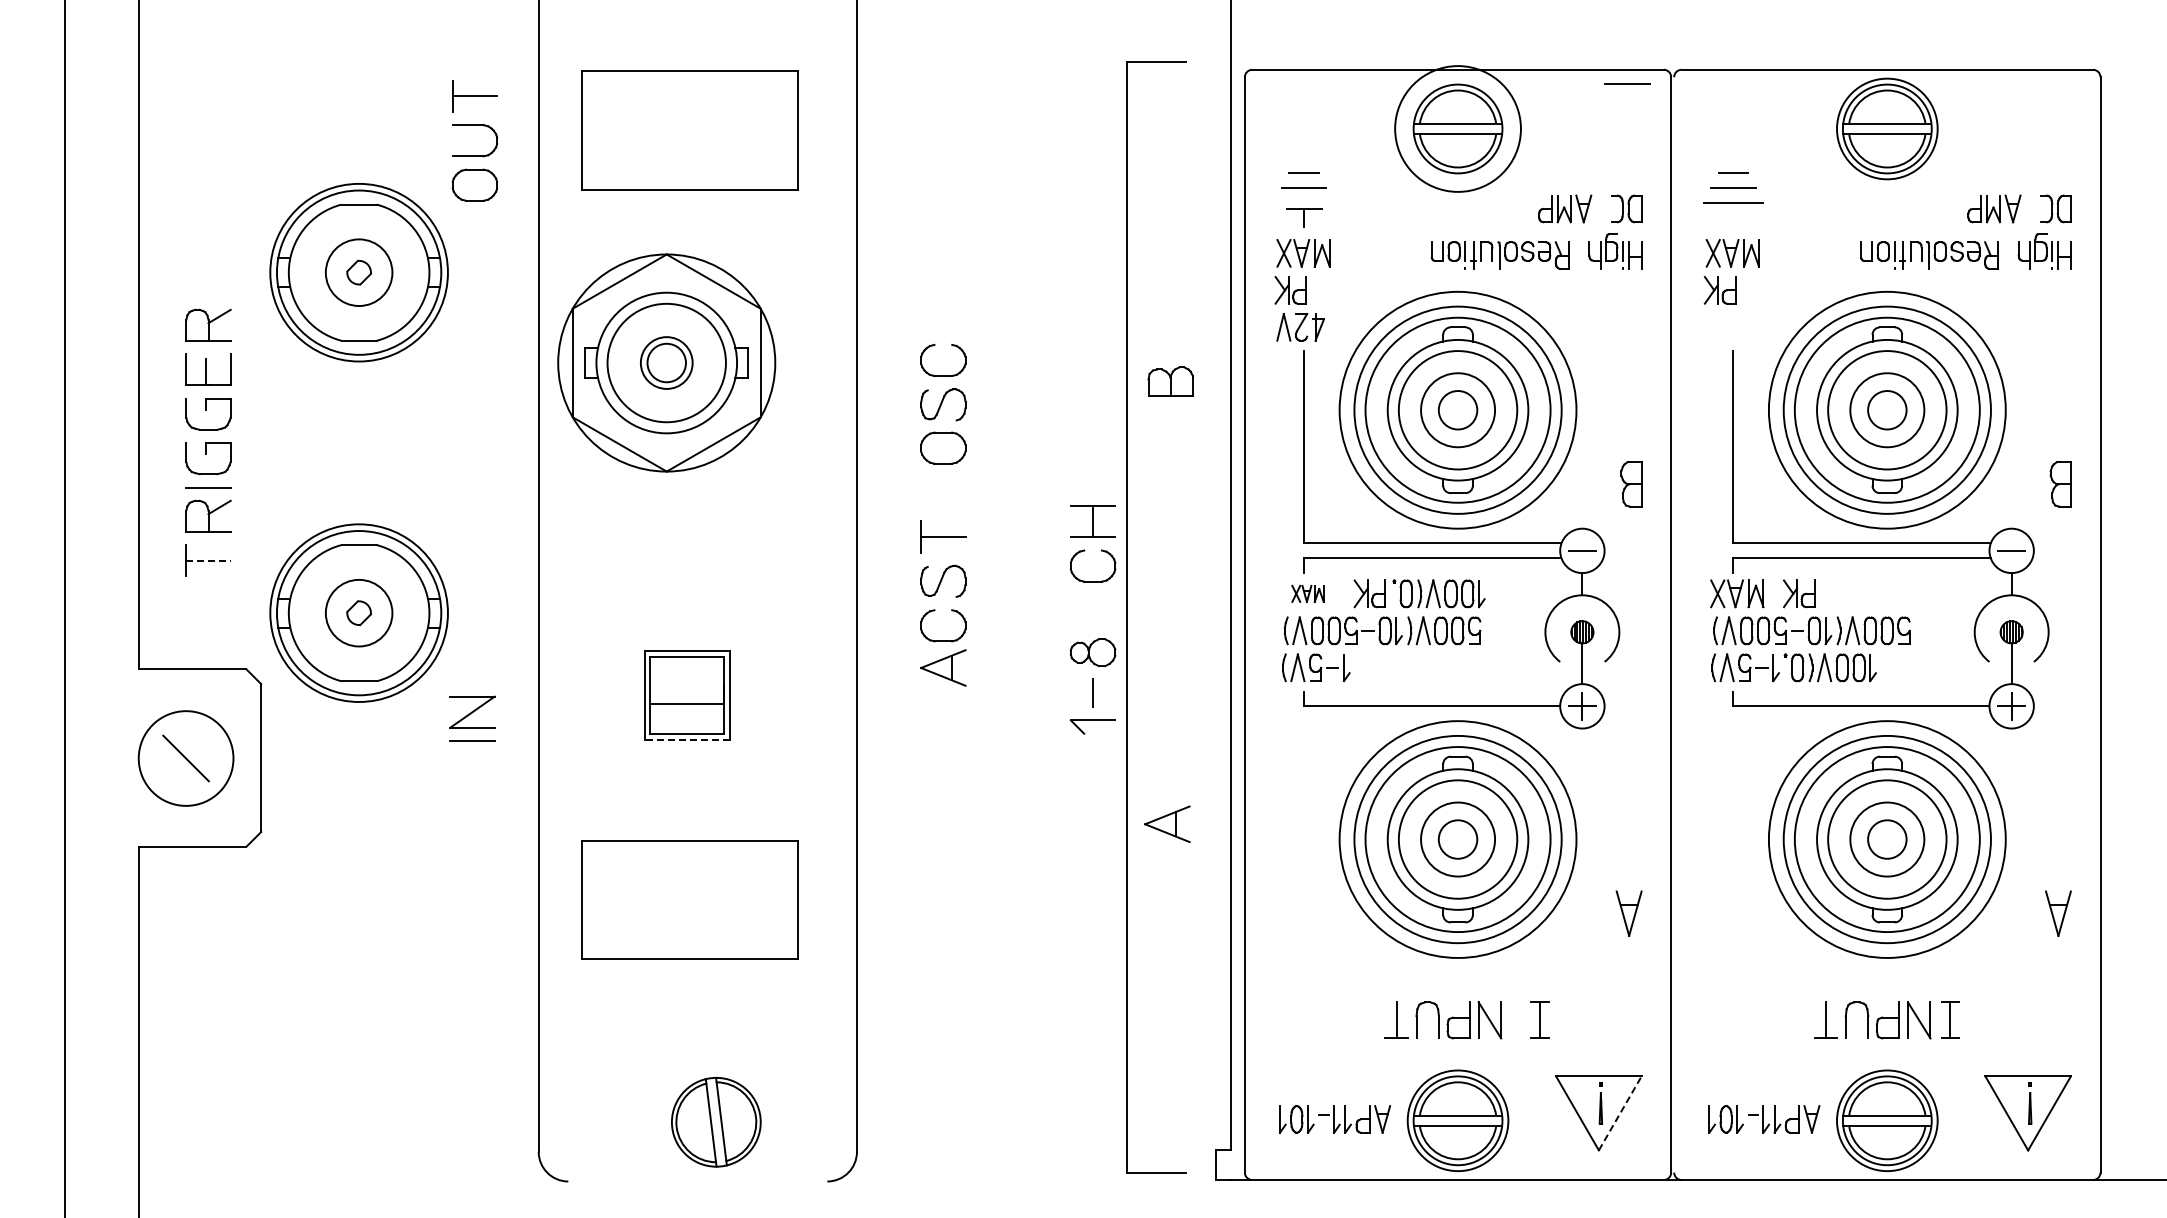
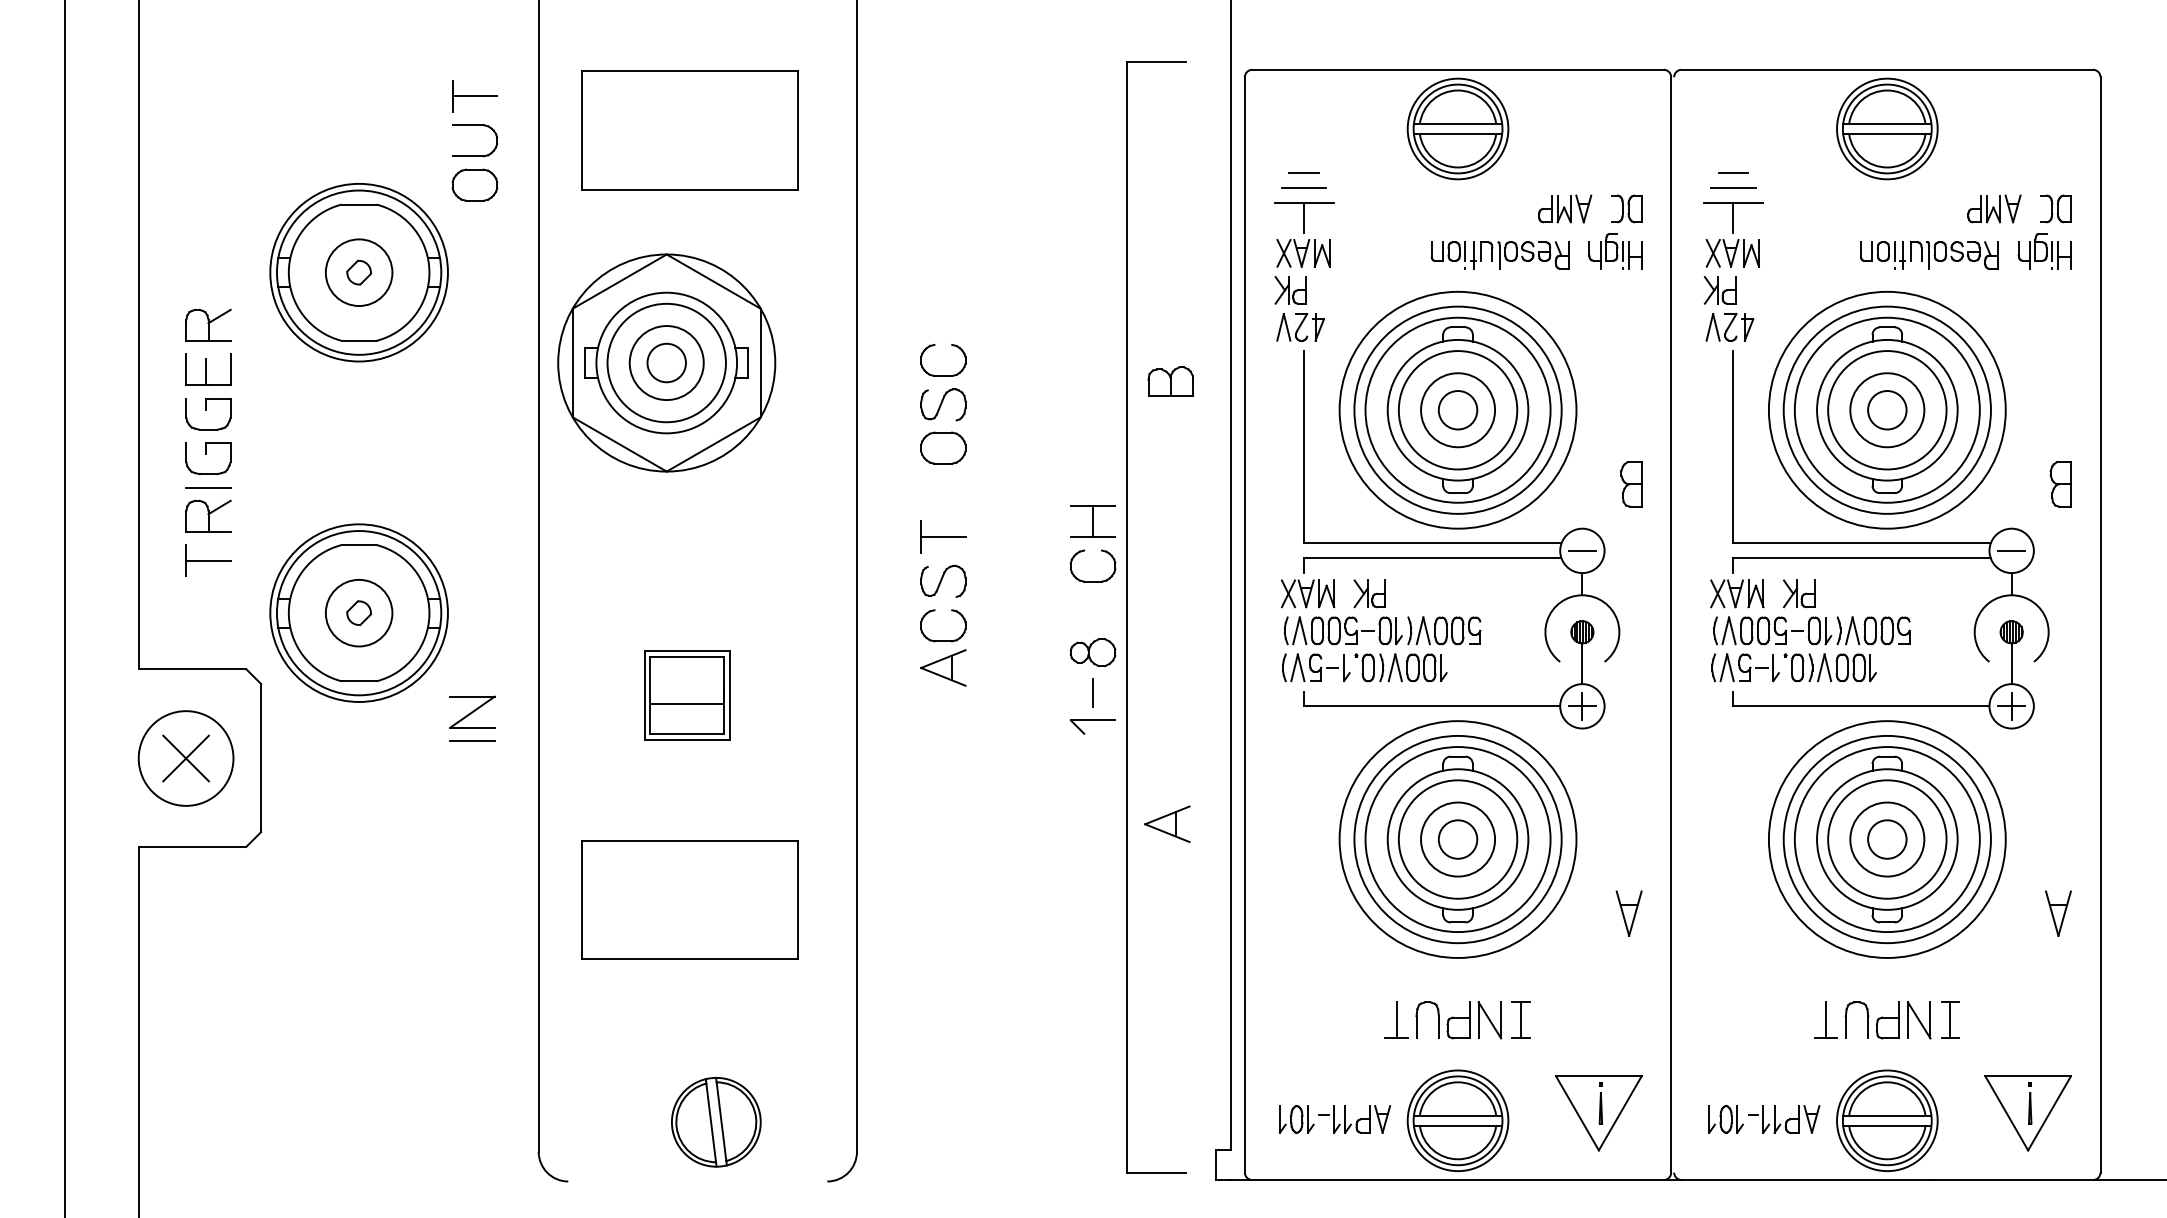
line: present -> none (1627, 83)
circle diameter: 126 px -> 101 px (1457, 128)
part size: 37x20 px -> 61x32 px (1304, 217)
line: none -> present (1733, 217)
part: none -> present (1729, 327)
circle diameter: 52 px -> 74 px (666, 363)
line: dashed -> solid (209, 560)
part size: 34x19 px -> 56x30 px (1307, 593)
part position: (1438, 593) -> (1400, 667) (1400, 667)
line: dashed -> solid (687, 739)
line: none -> present (185, 758)
part position: (1539, 1019) -> (1520, 1019) (1520, 1019)
line: dashed -> solid (1620, 1113)
